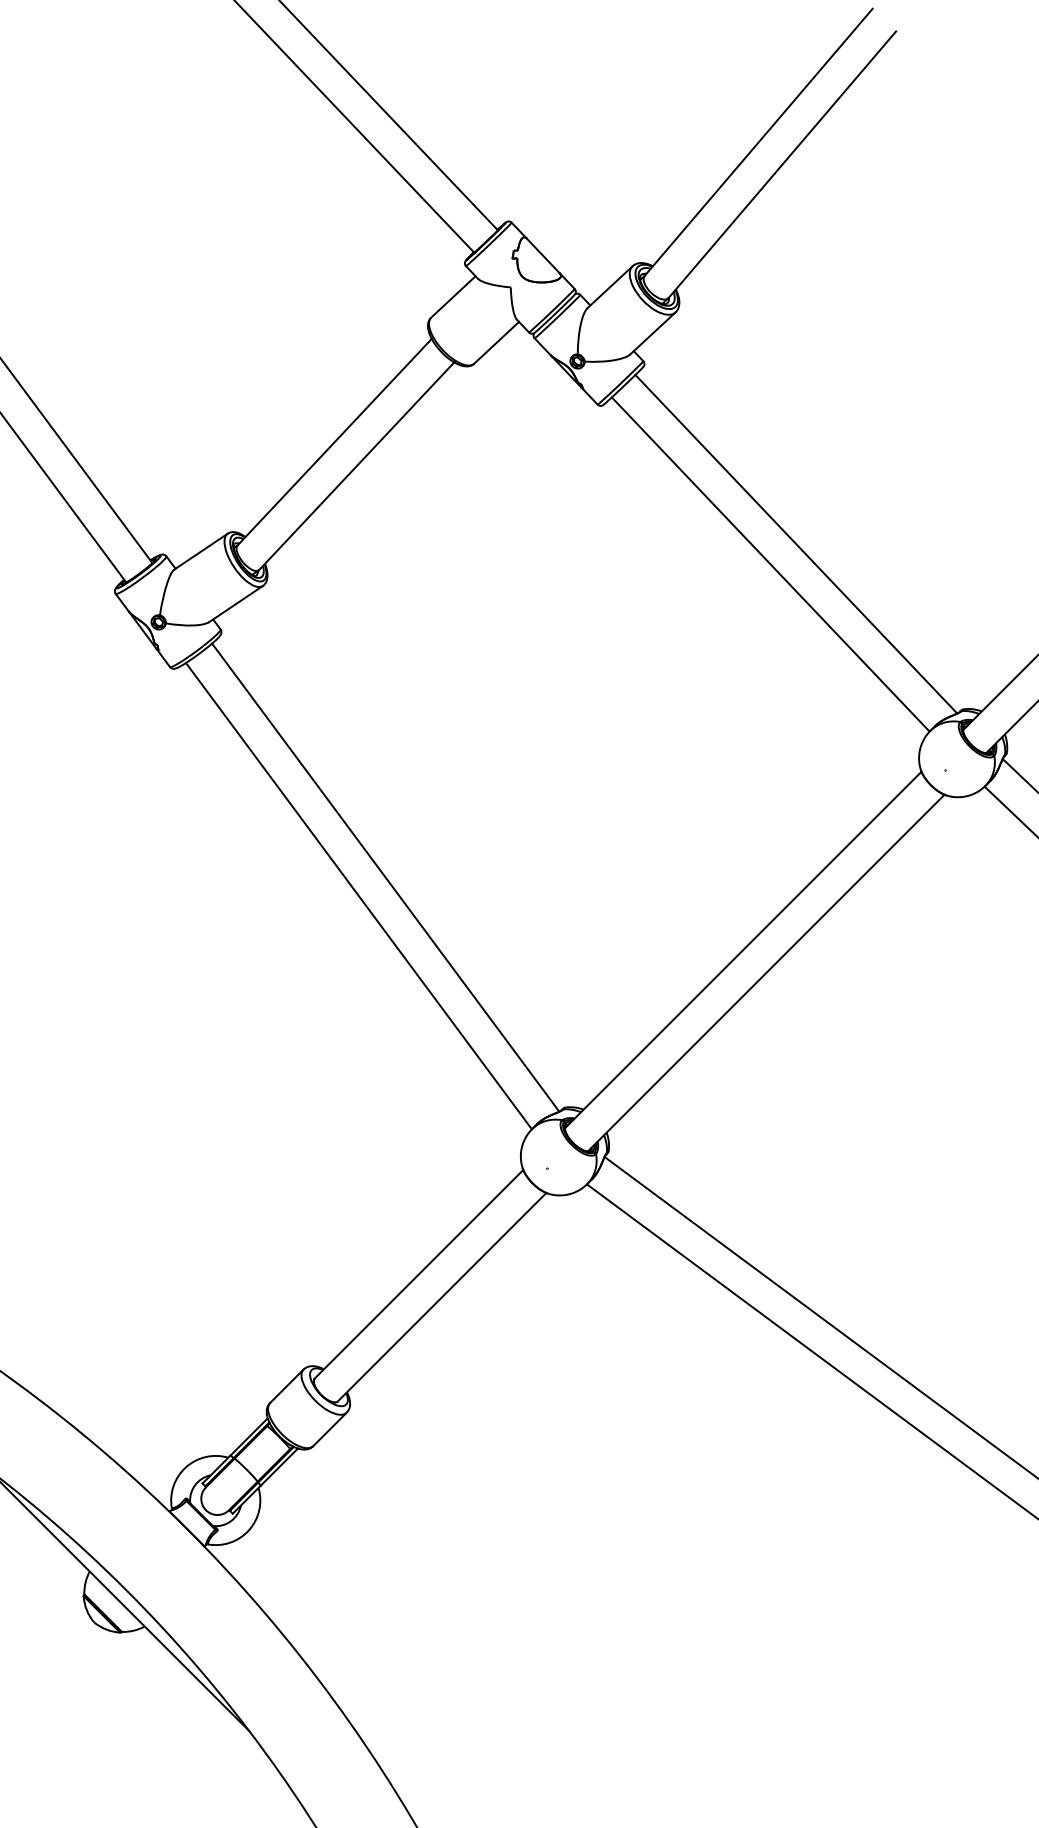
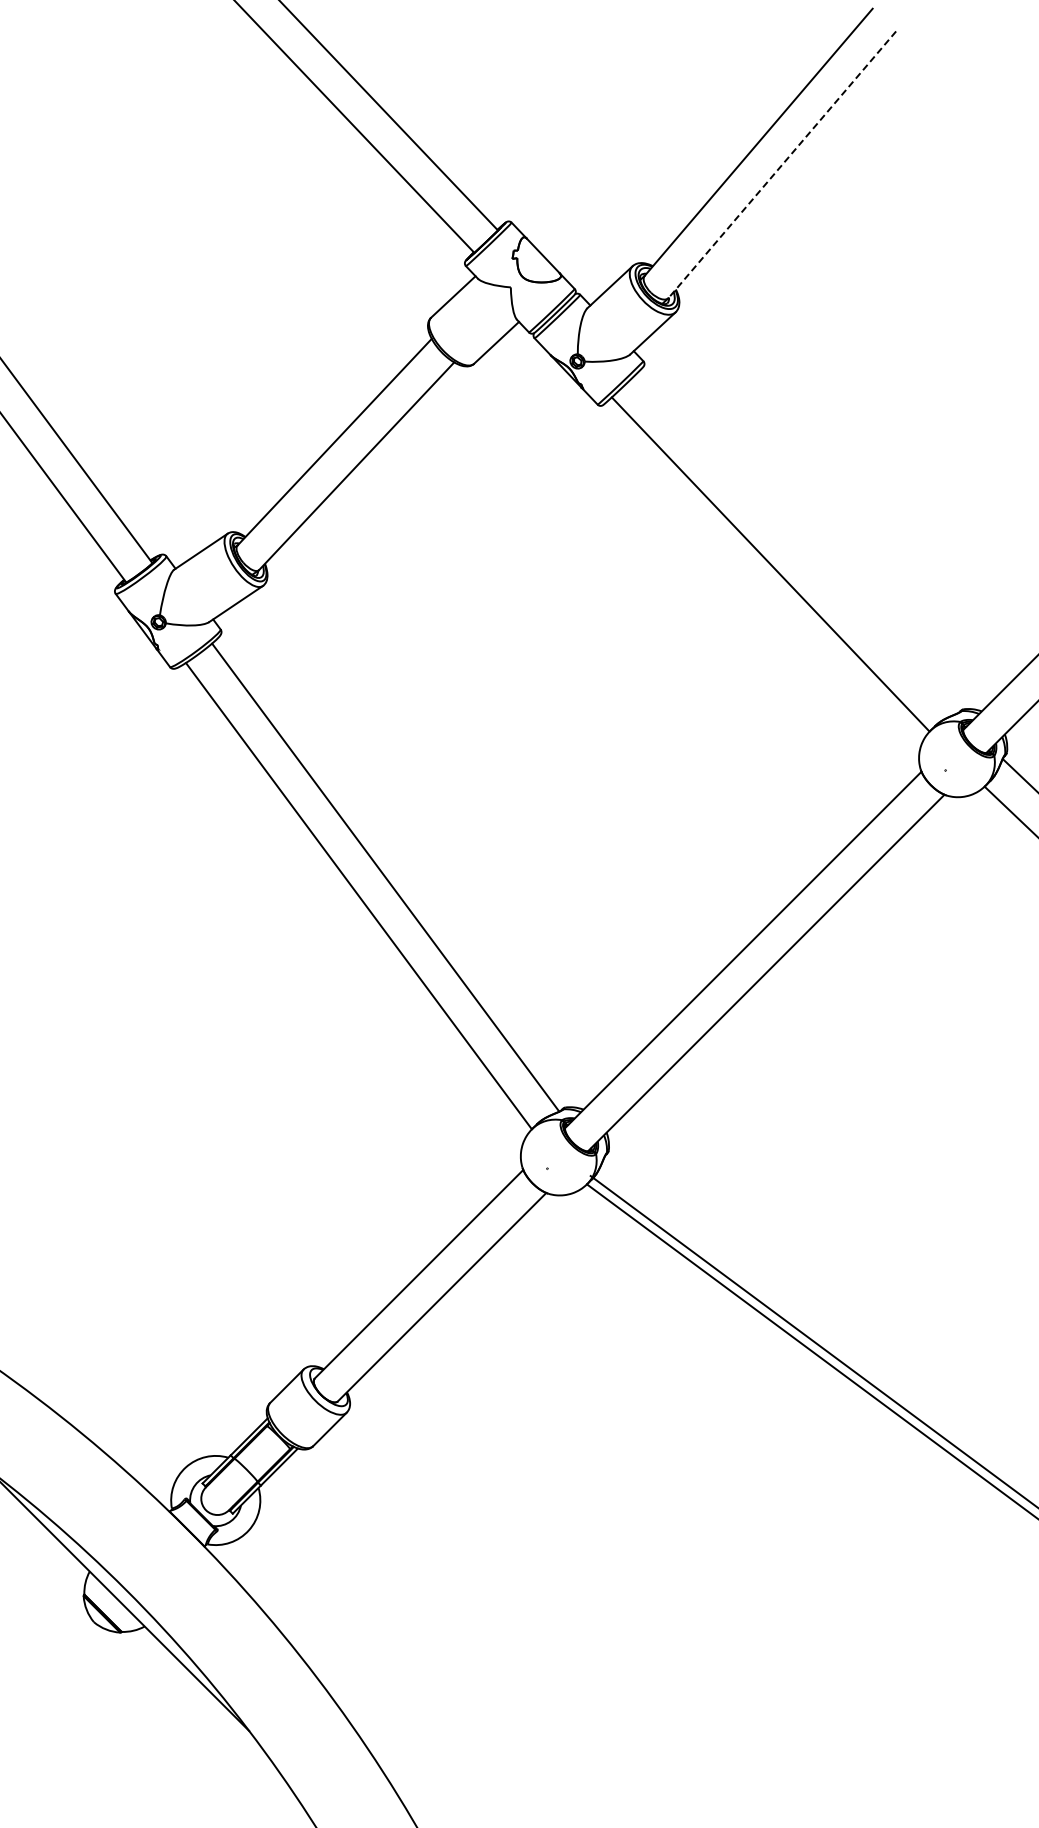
line: solid -> dashed (782, 165)
line: present -> none (796, 544)
line position: (819, 1316) -> (812, 1340) (812, 1340)
